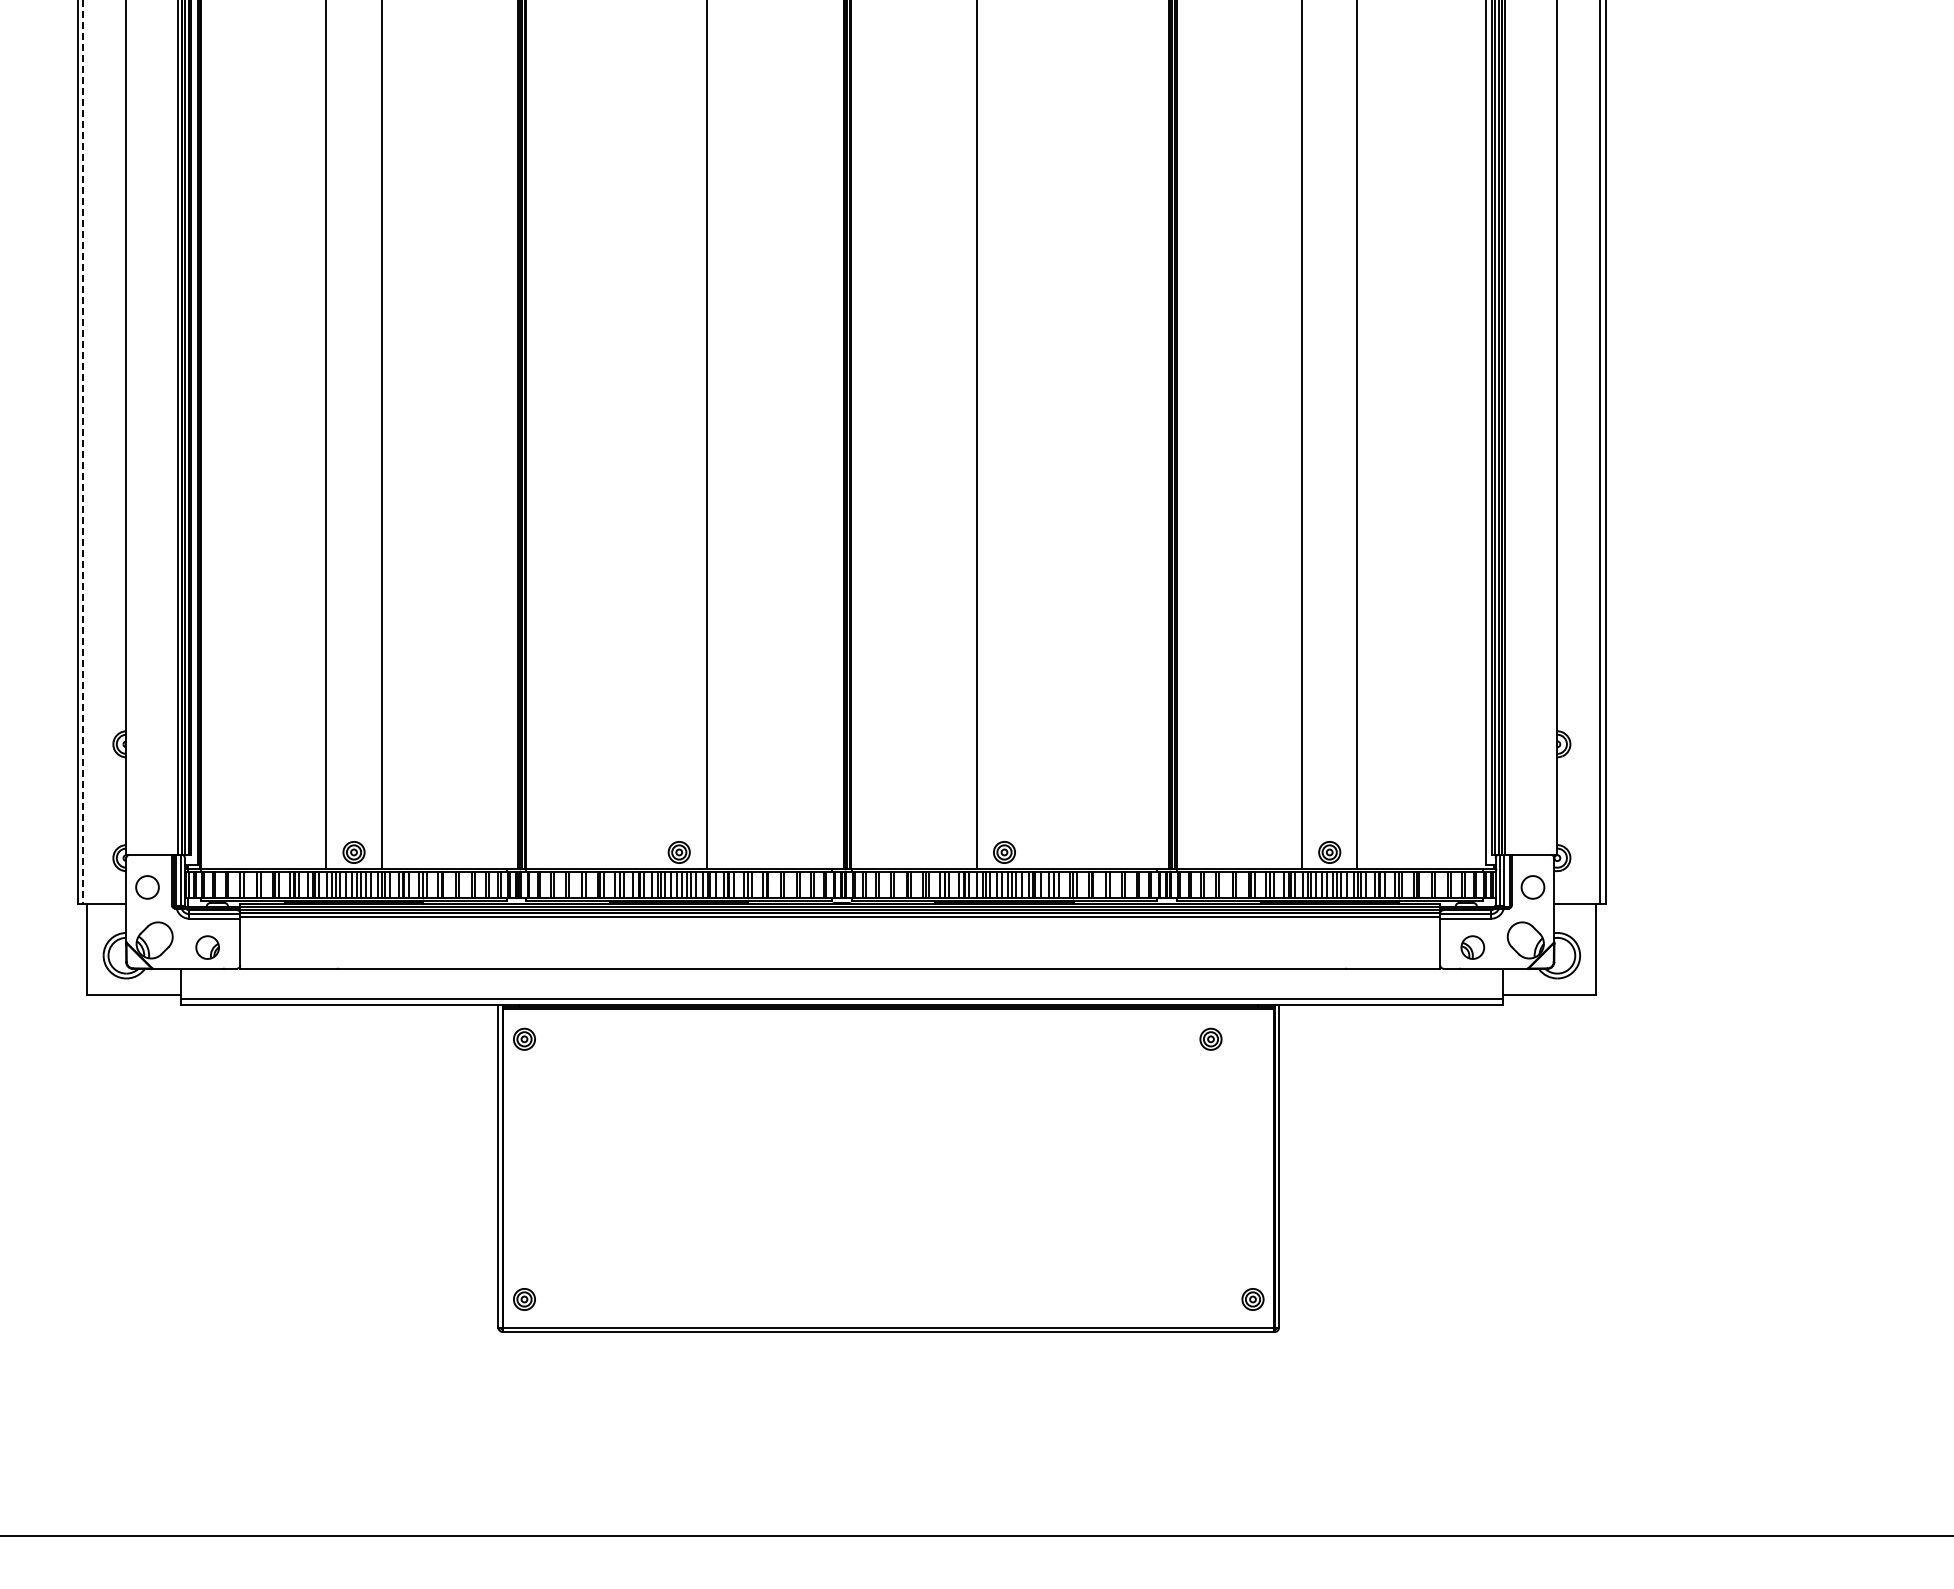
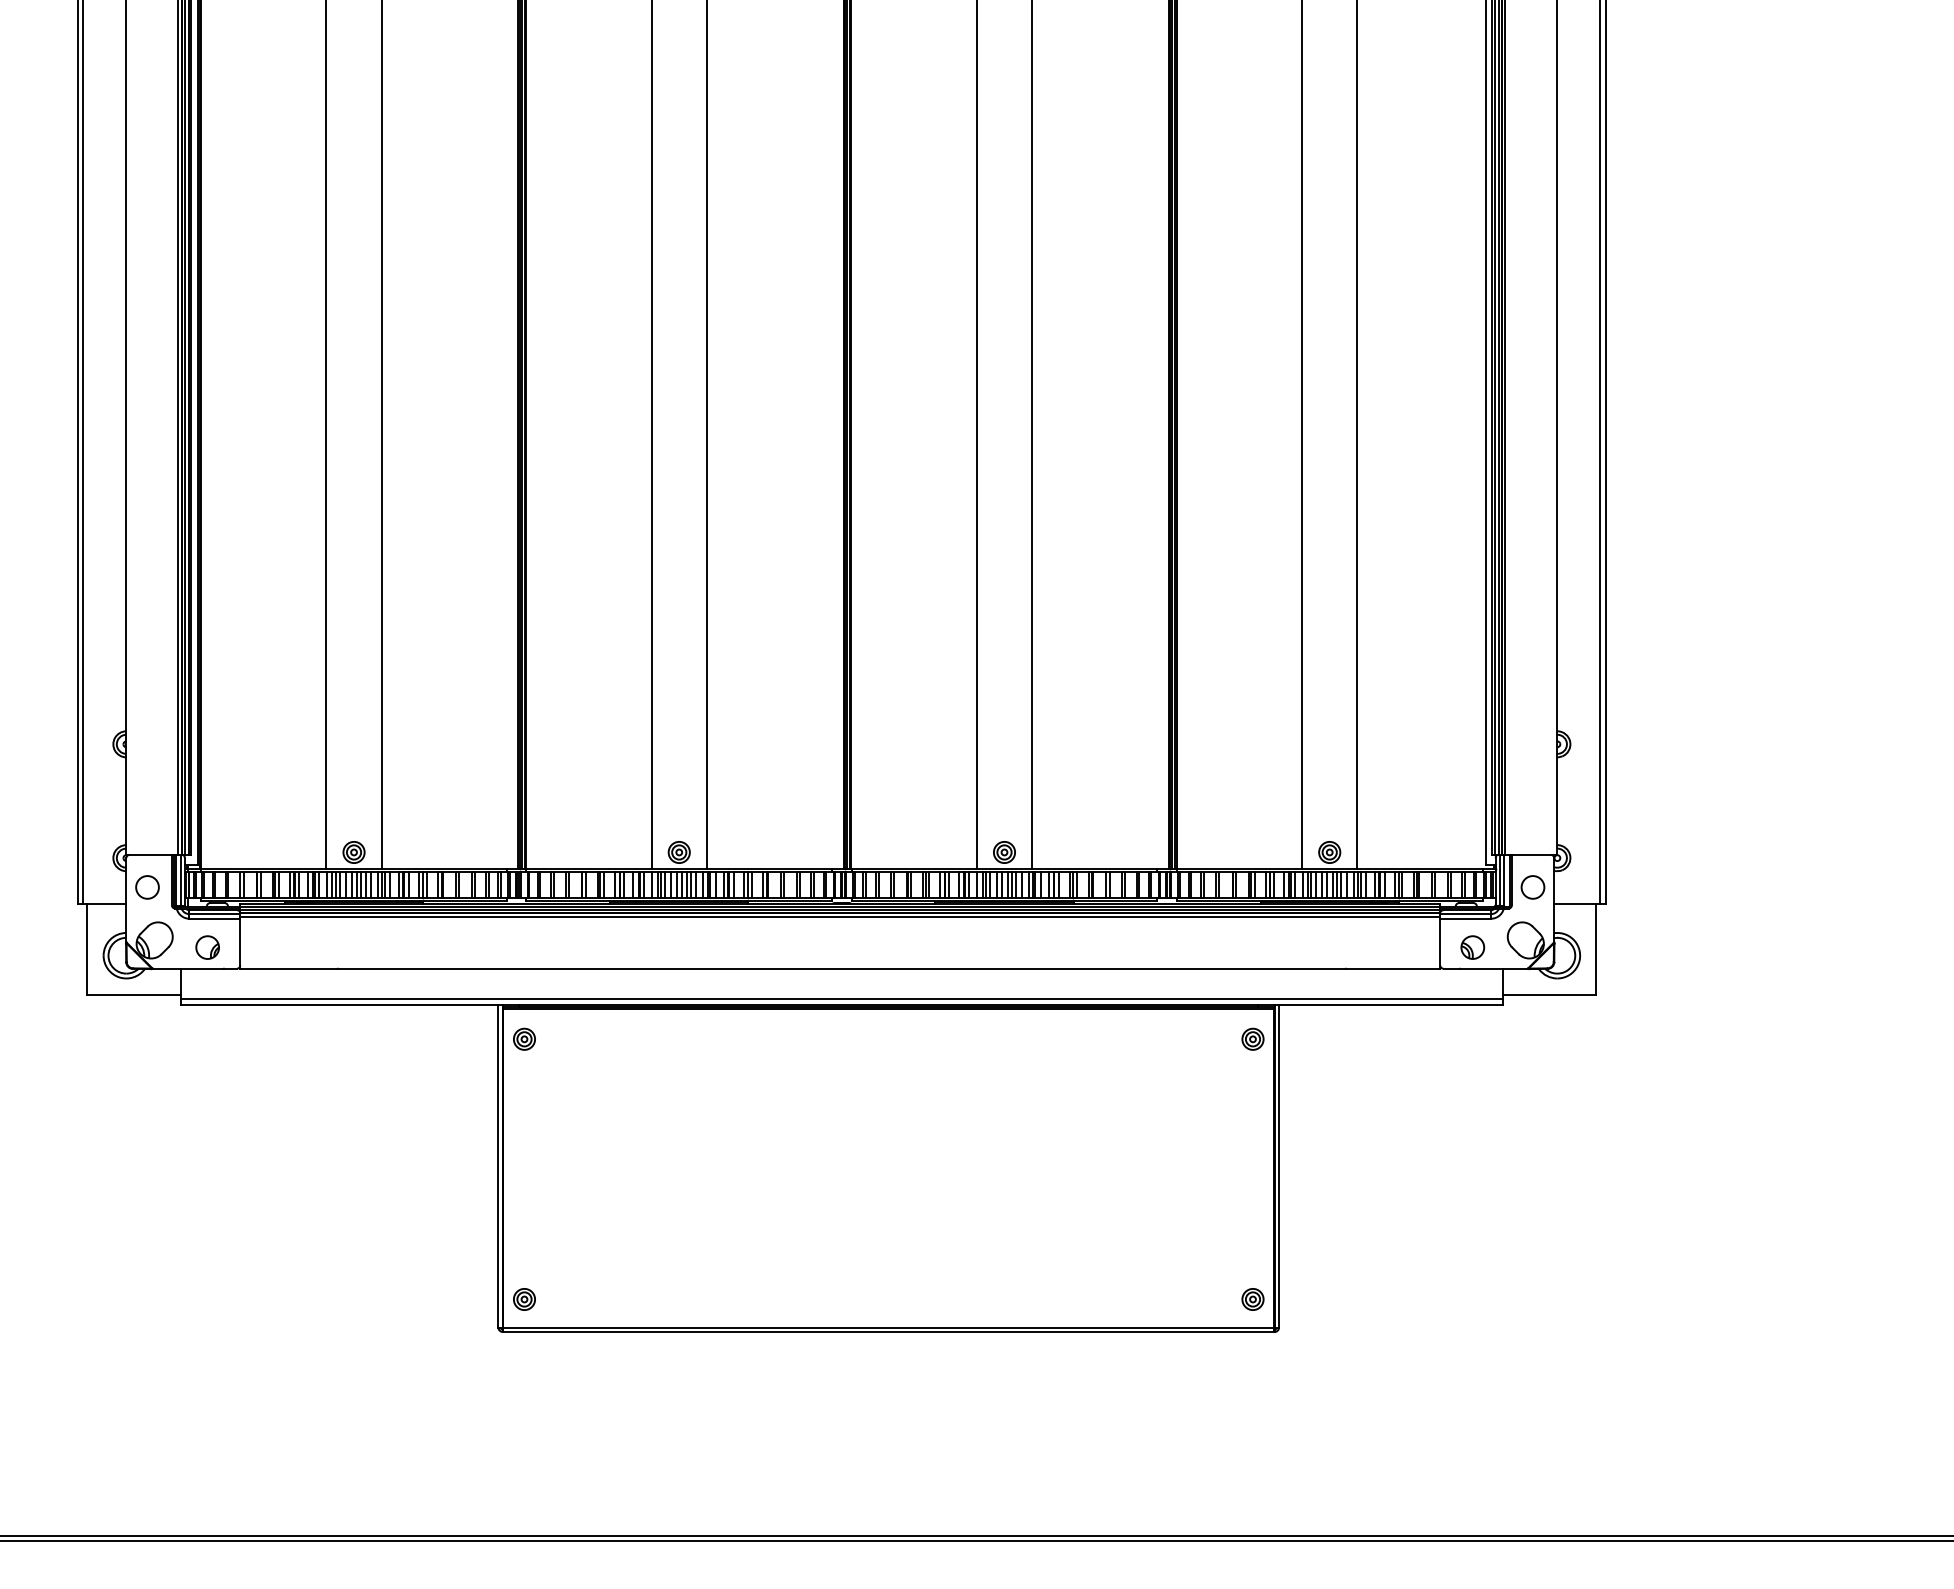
line: none -> present (651, 435)
line: none -> present (1032, 435)
line: dashed -> solid (83, 452)
part position: (1210, 1038) -> (1252, 1038) (1252, 1038)
line: none -> present (976, 1541)
